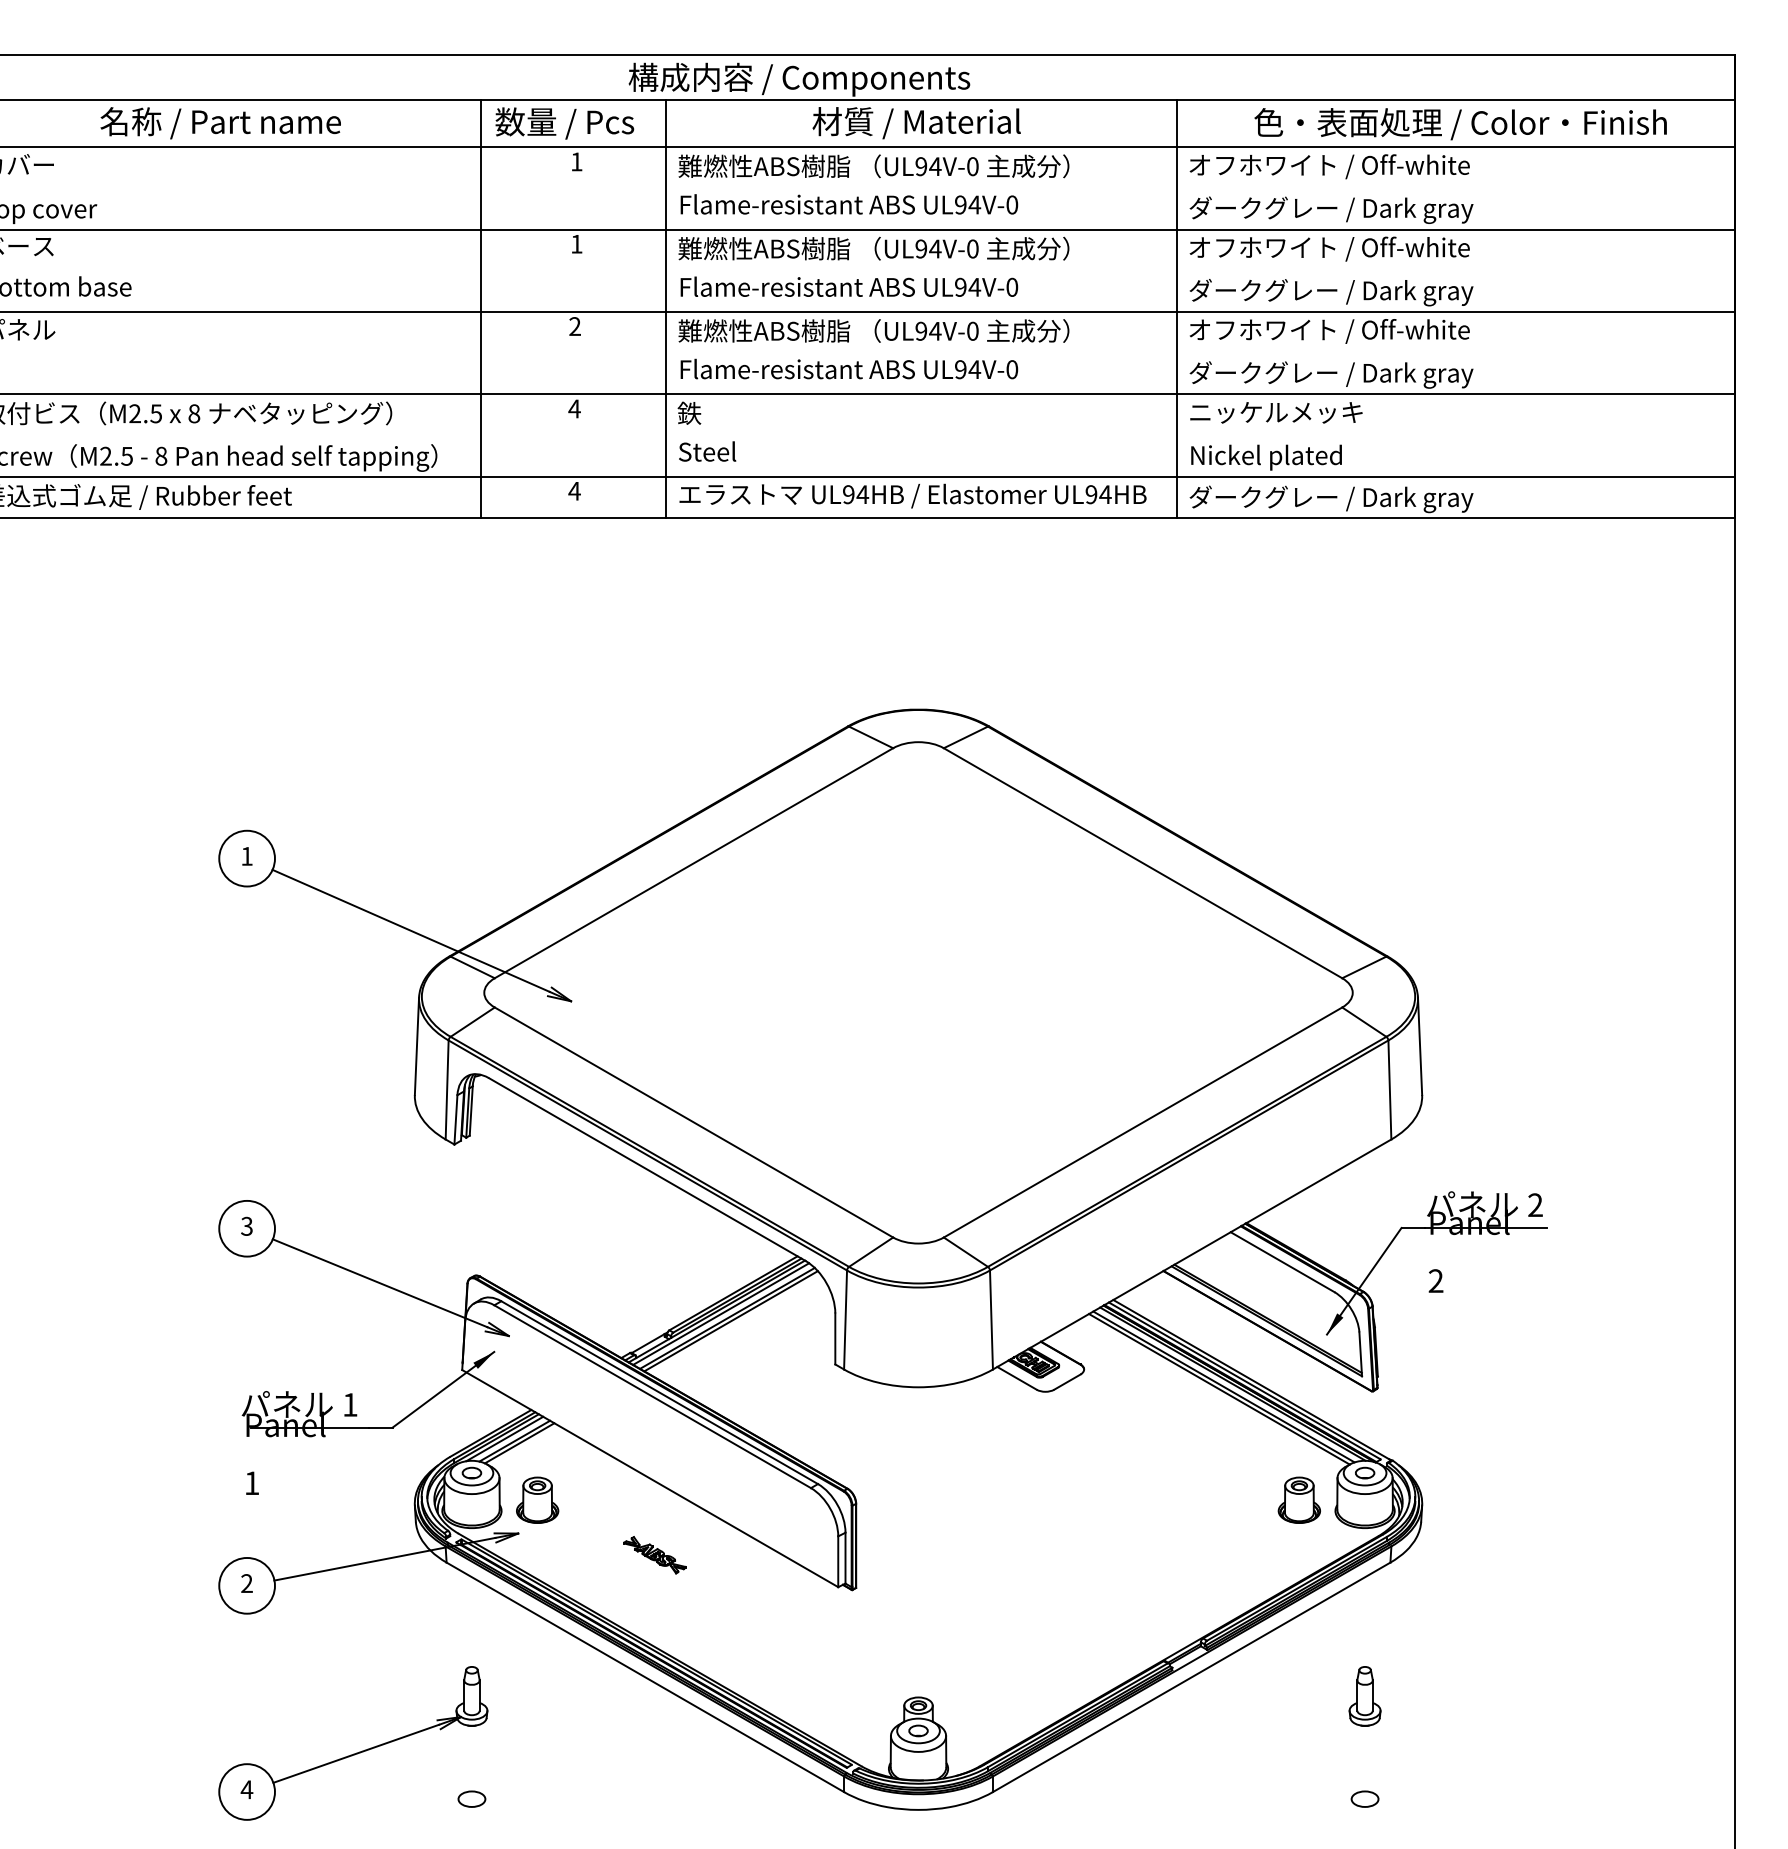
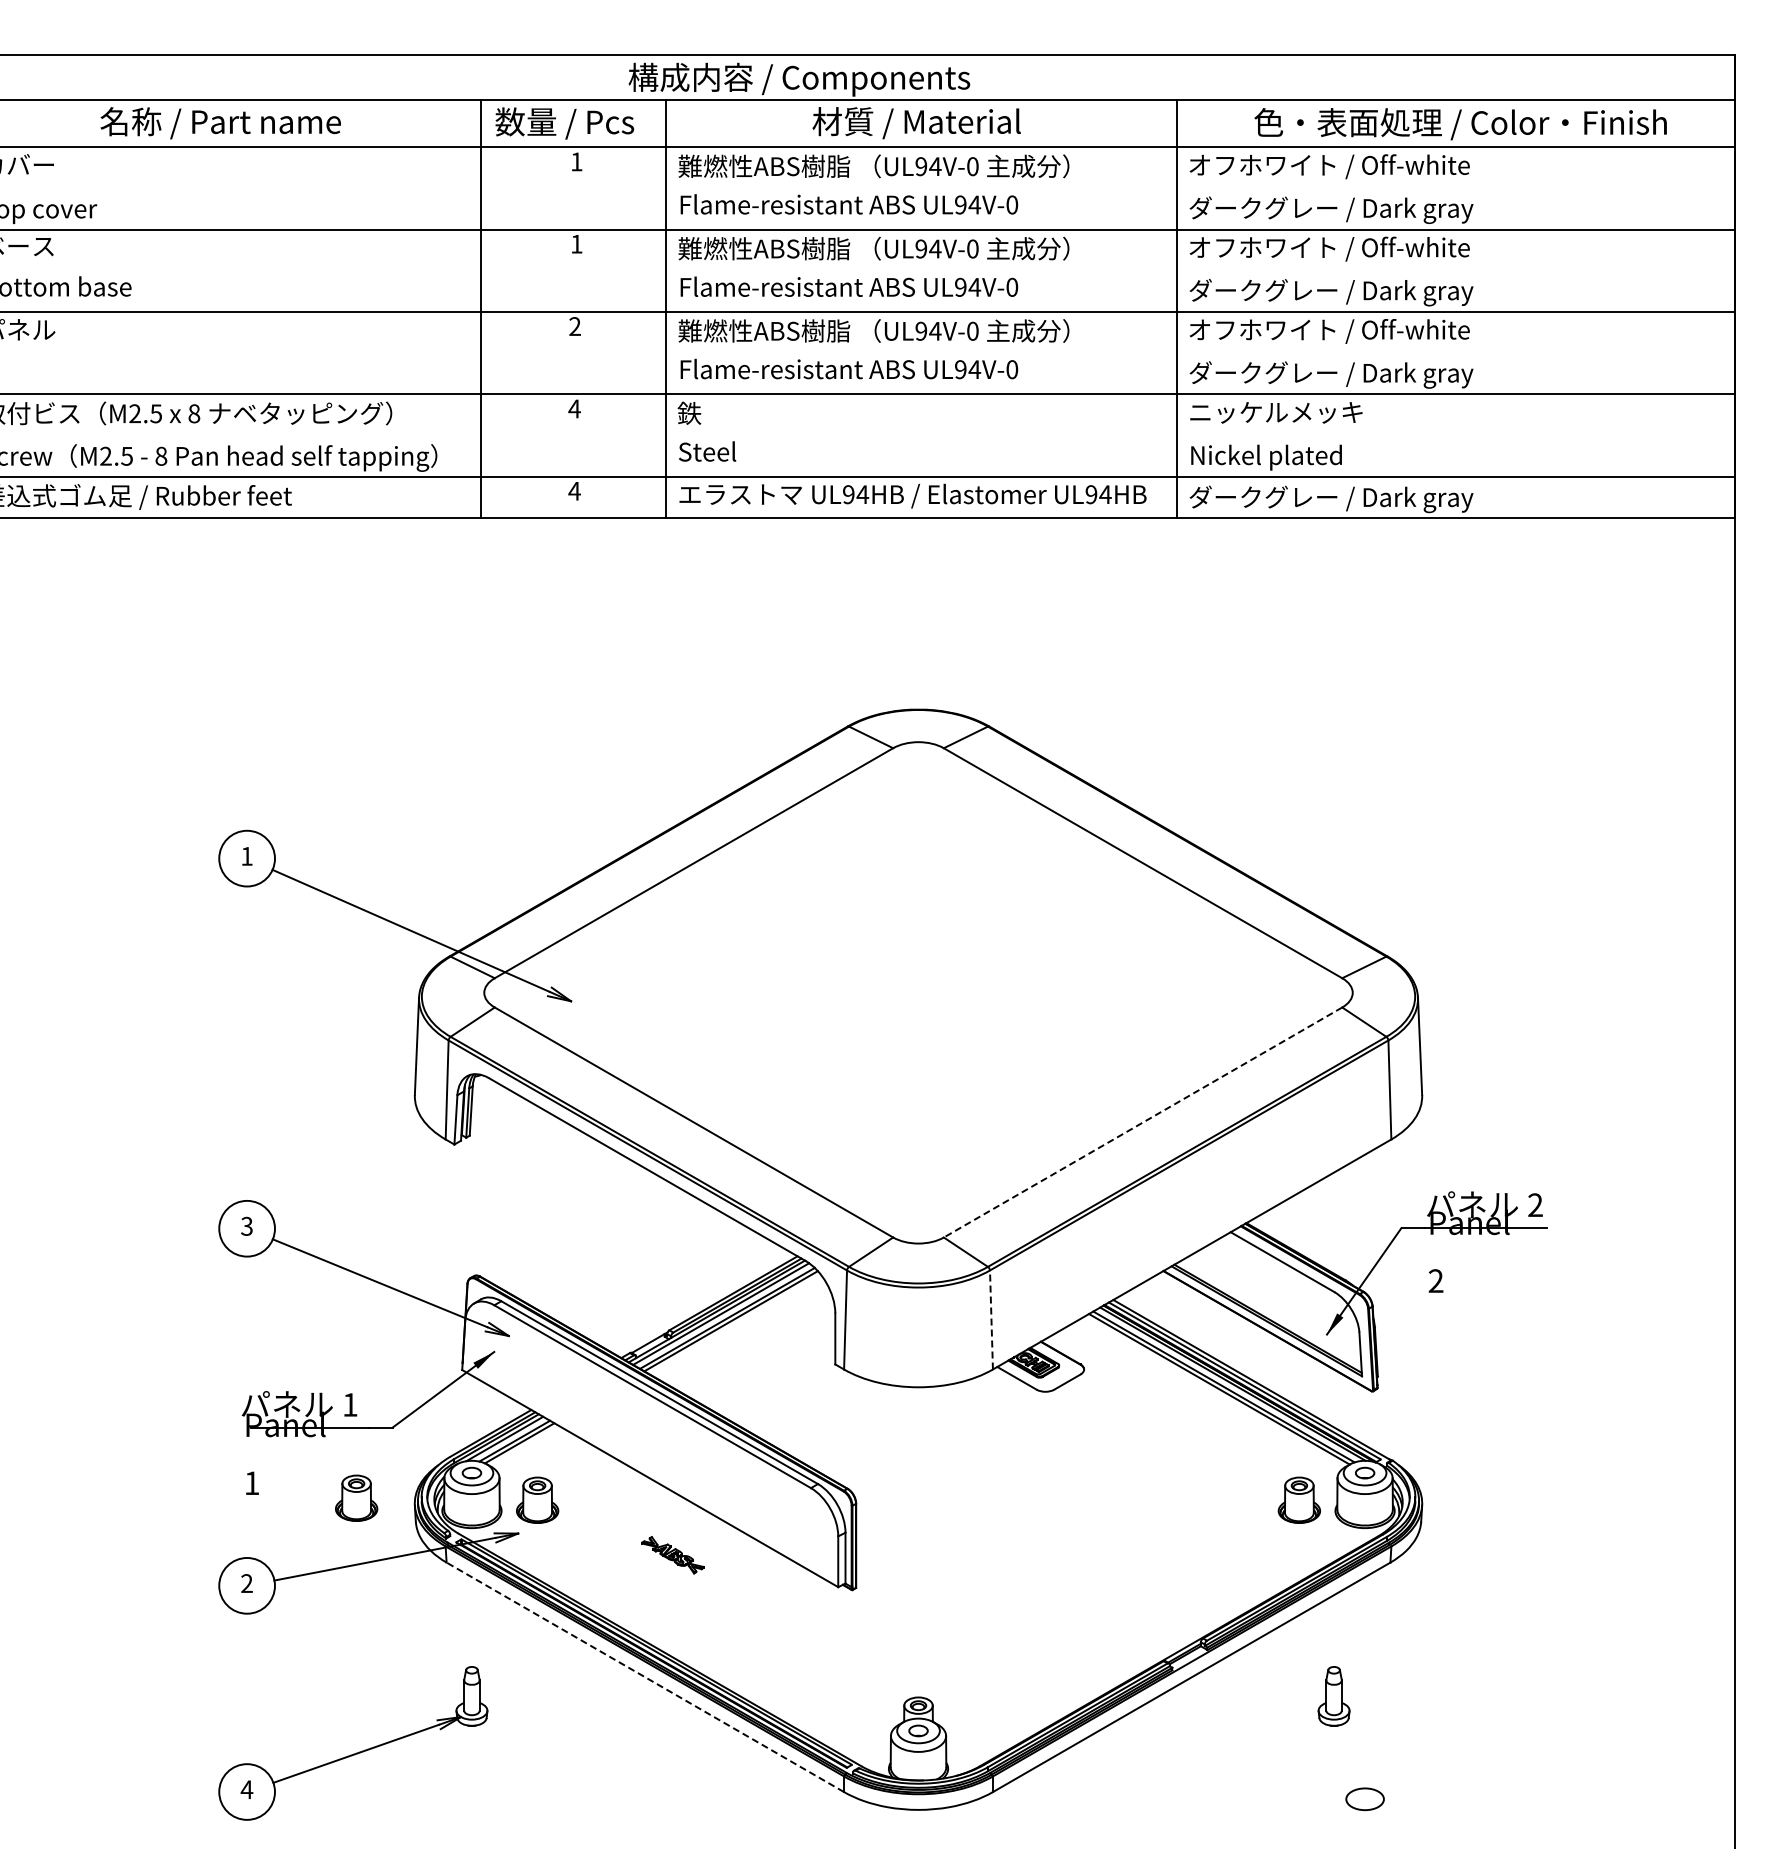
line: solid -> dashed (1142, 1122)
line: solid -> dashed (991, 1319)
part: none -> present (356, 1497)
part position: (654, 1555) -> (672, 1555) (672, 1555)
line: solid -> dashed (644, 1677)
part position: (1364, 1696) -> (1333, 1696) (1333, 1696)
part: present -> none (471, 1798)
part size: 30x18 px -> 40x25 px (1364, 1799)
